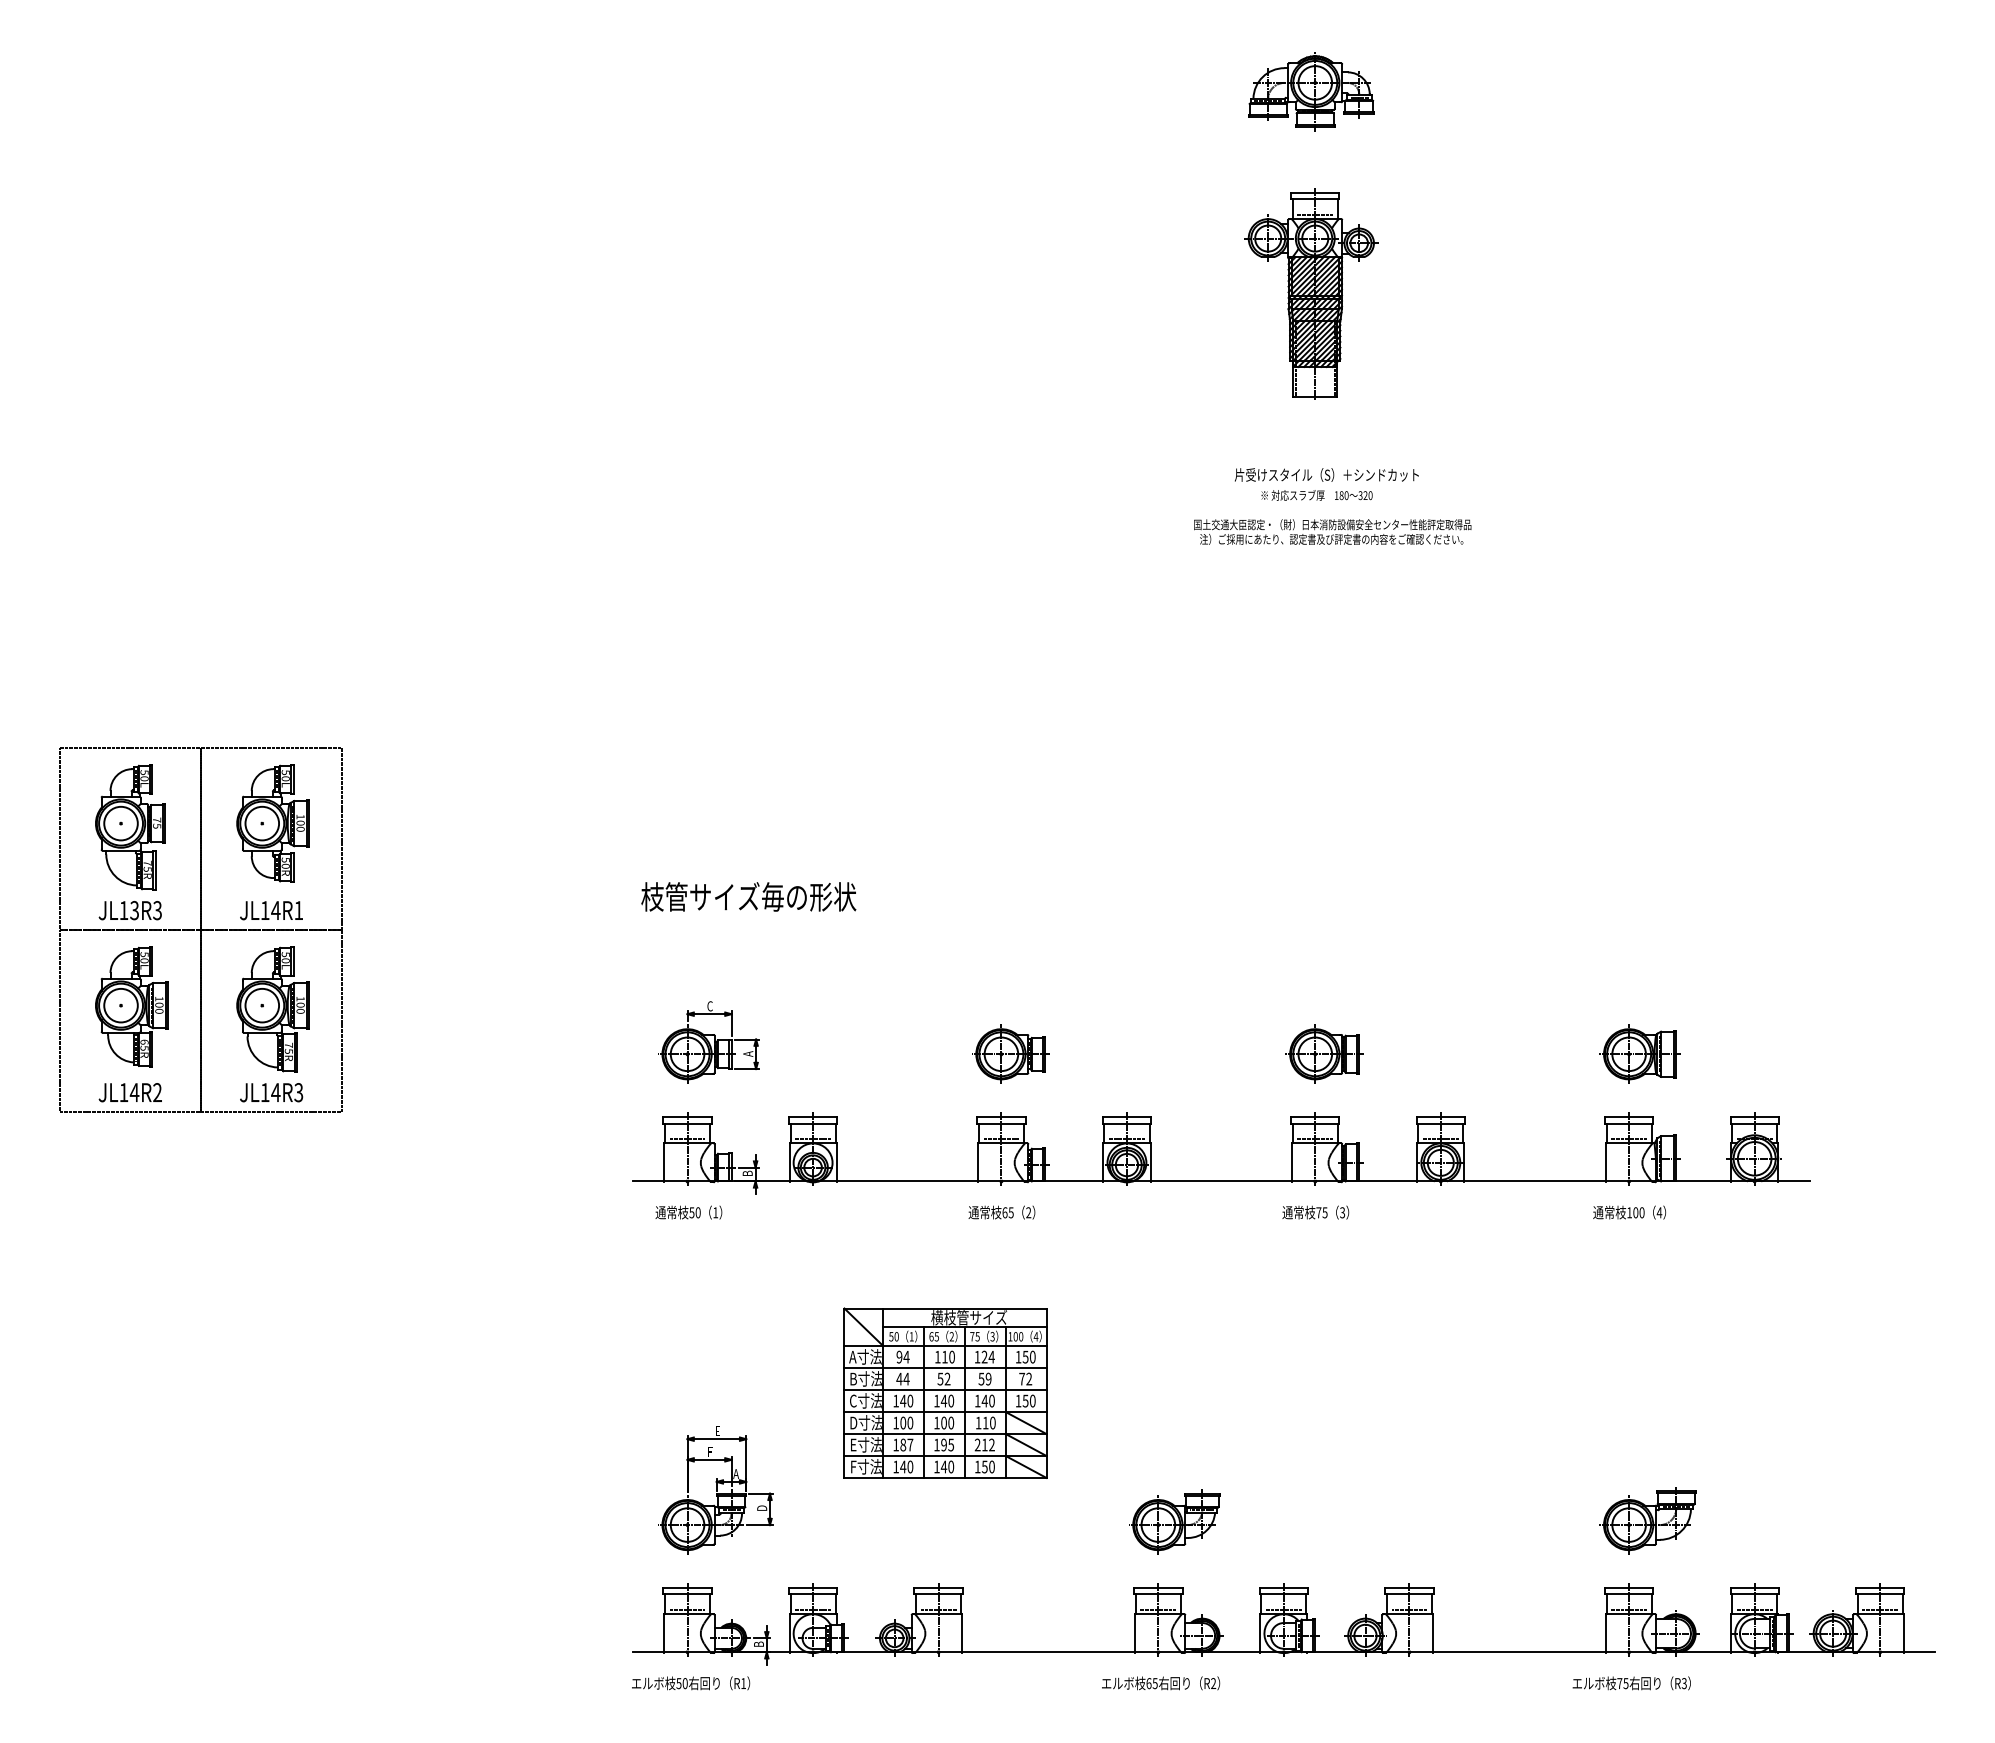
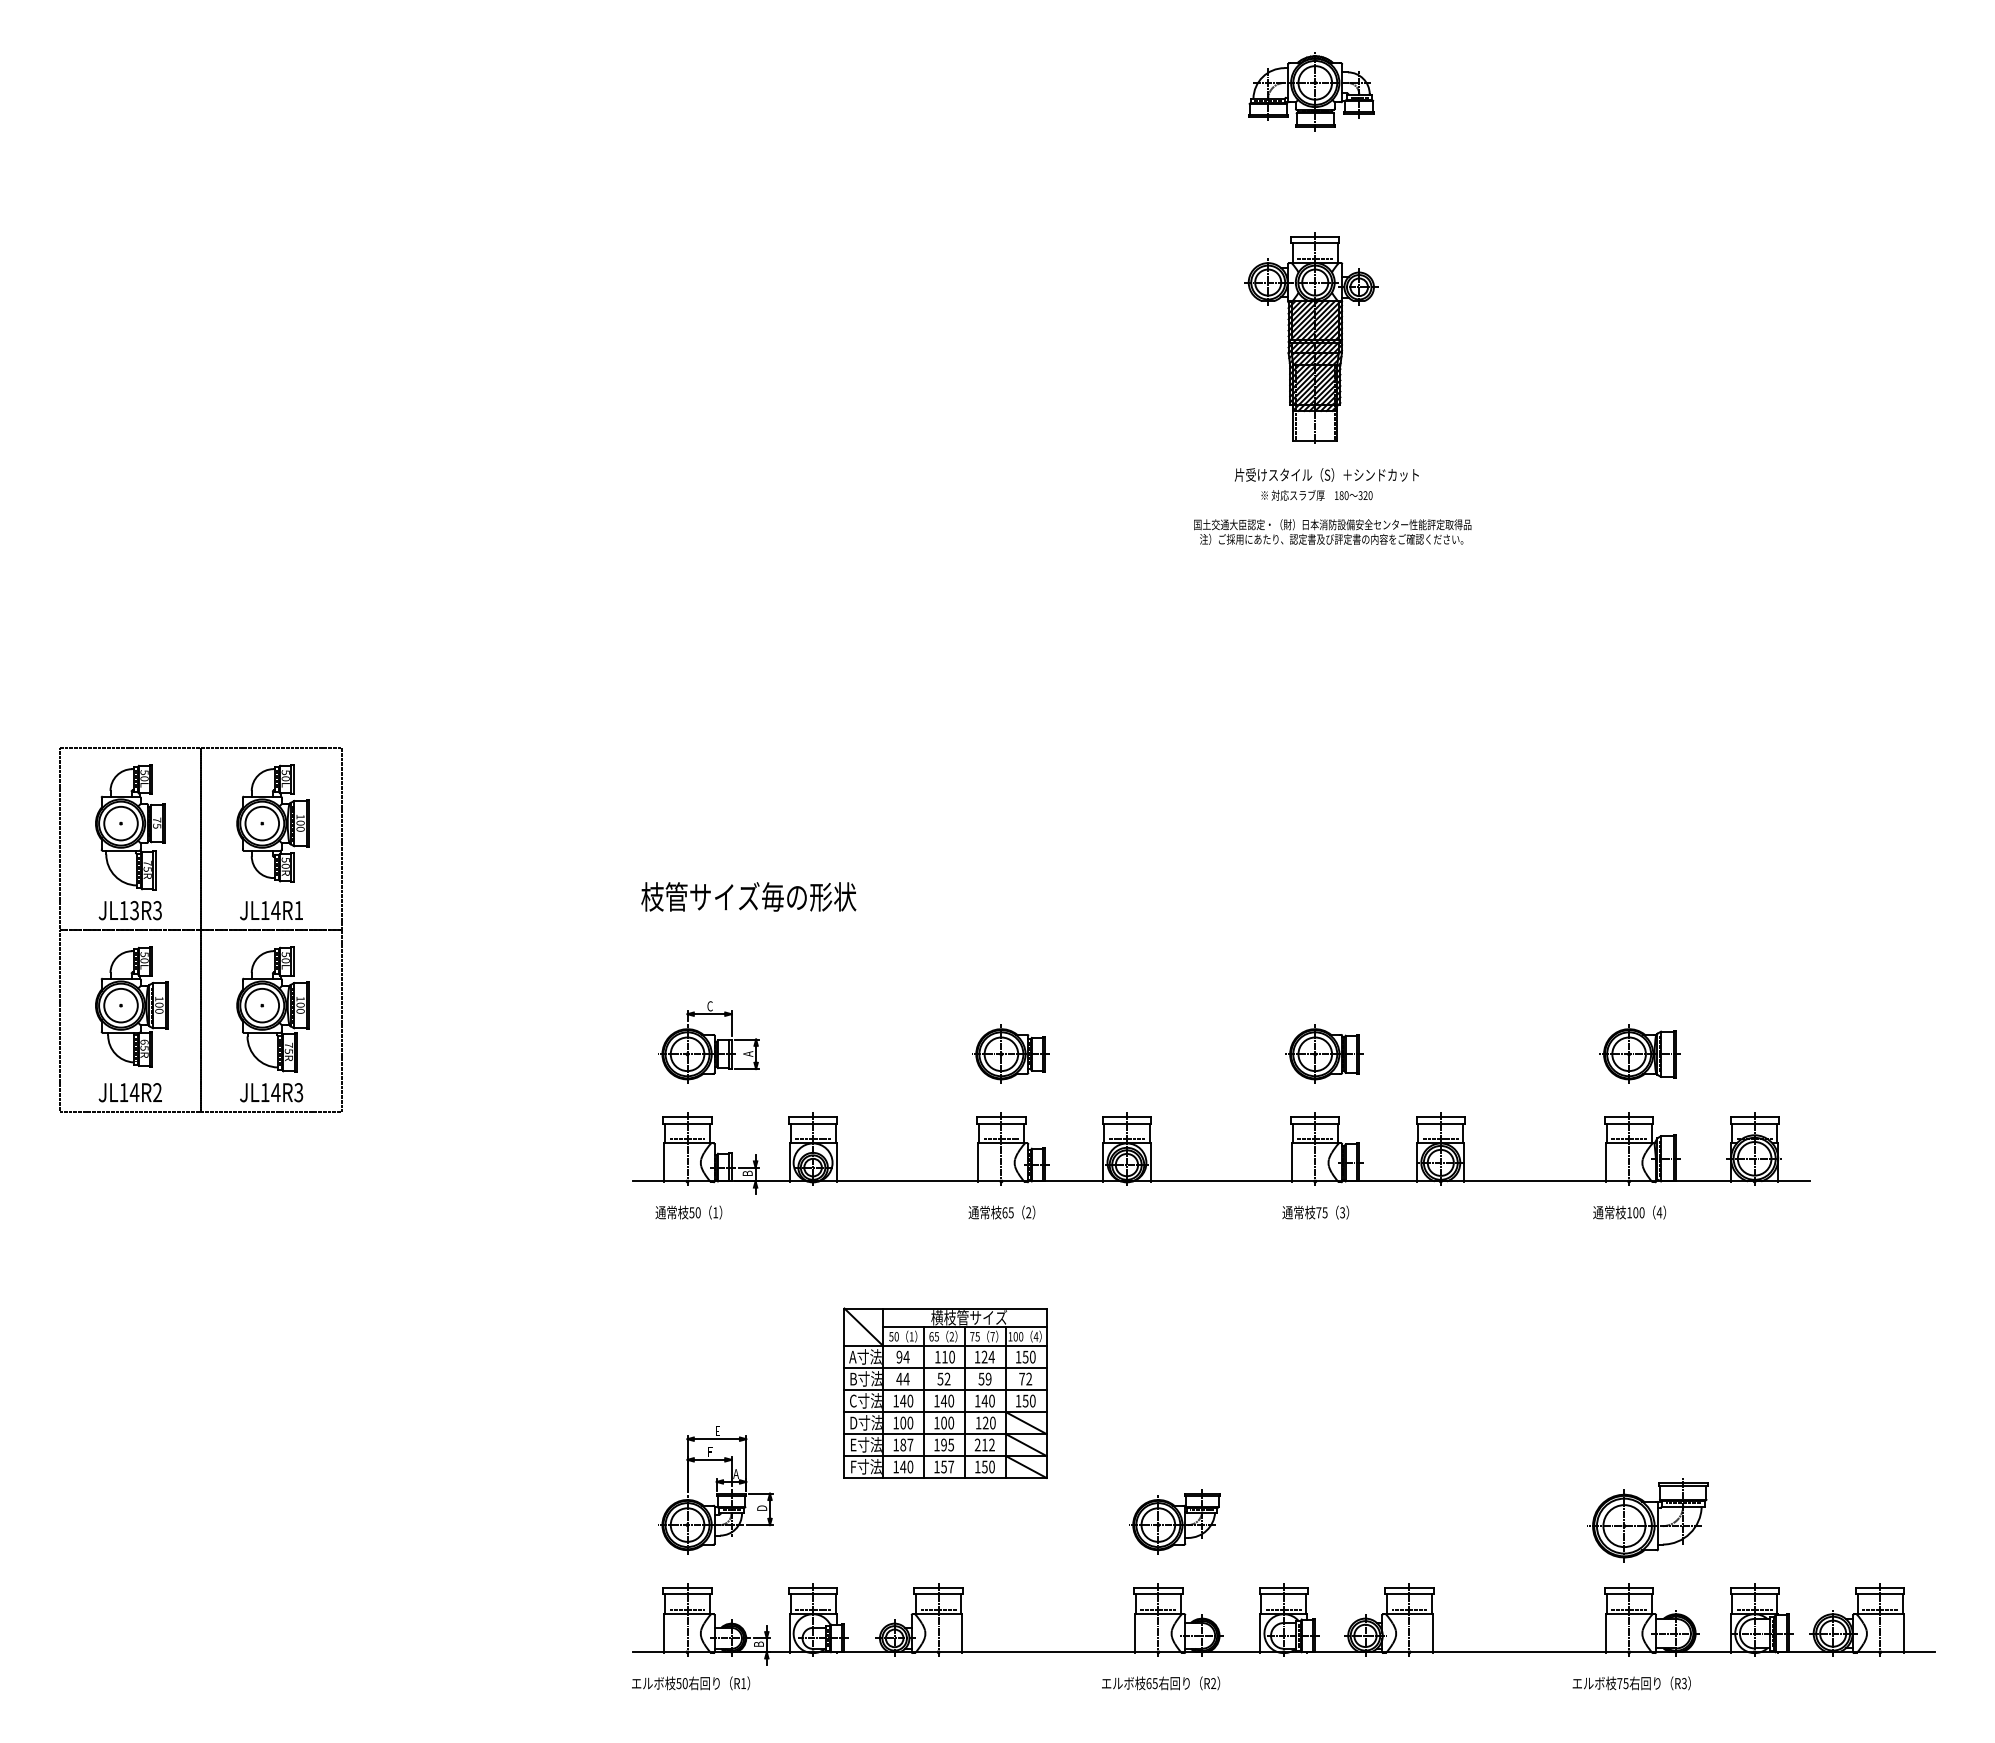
part position: (1311, 293) -> (1311, 337) (1311, 337)
text: 3 -> 7 (992, 1336)
text: 110 -> 120 (985, 1422)
text: 140 -> 157 (947, 1466)
part size: 98x68 px -> 122x85 px (1647, 1520)
